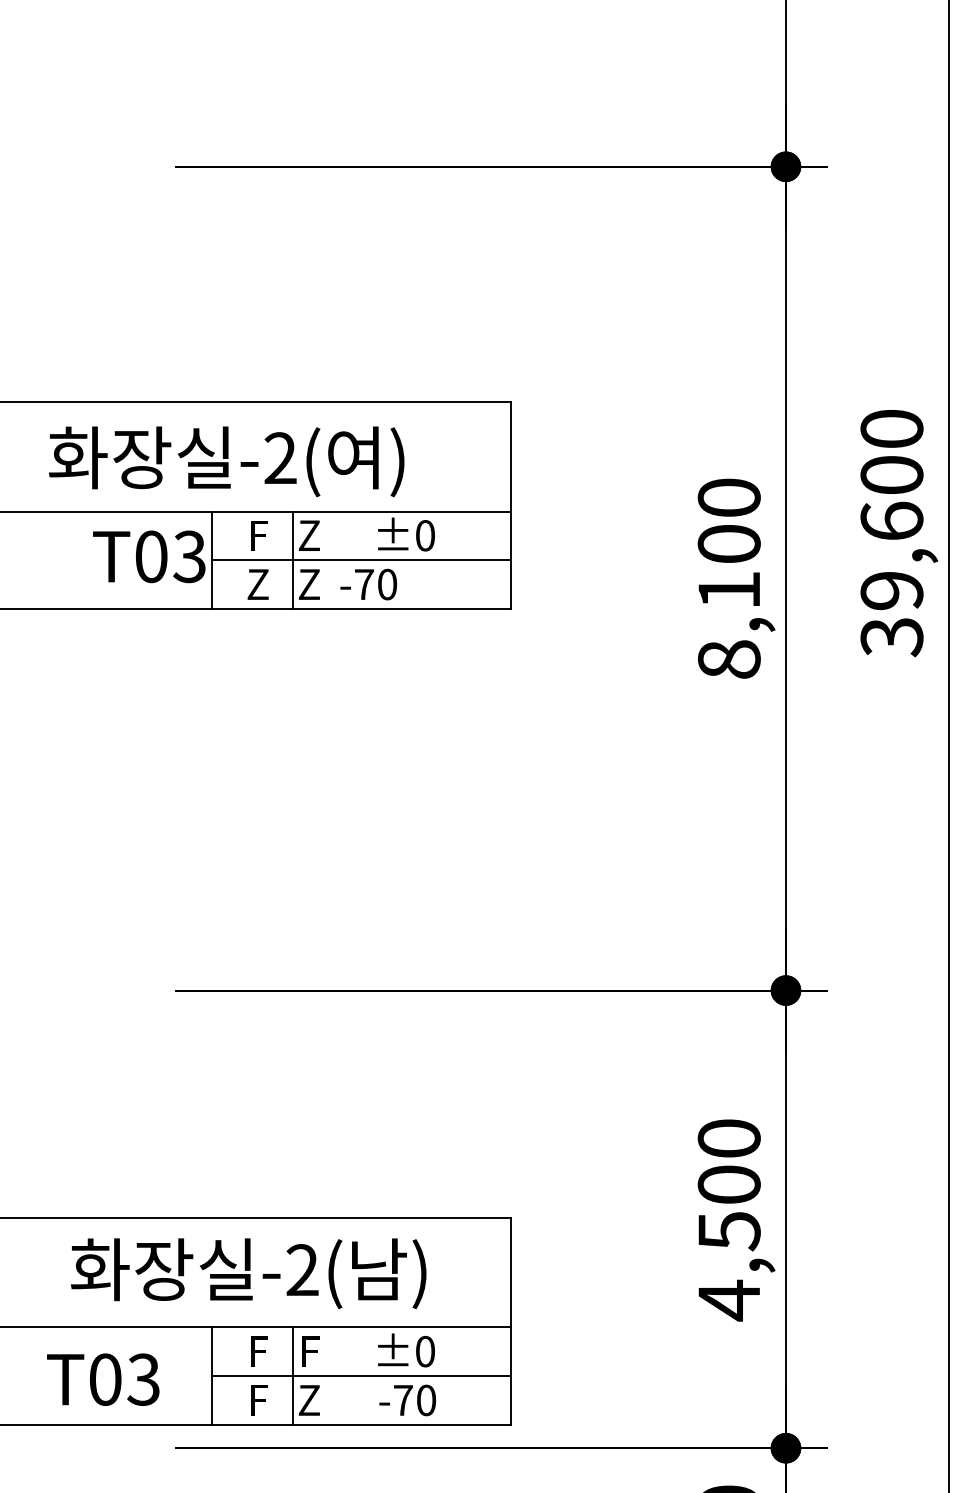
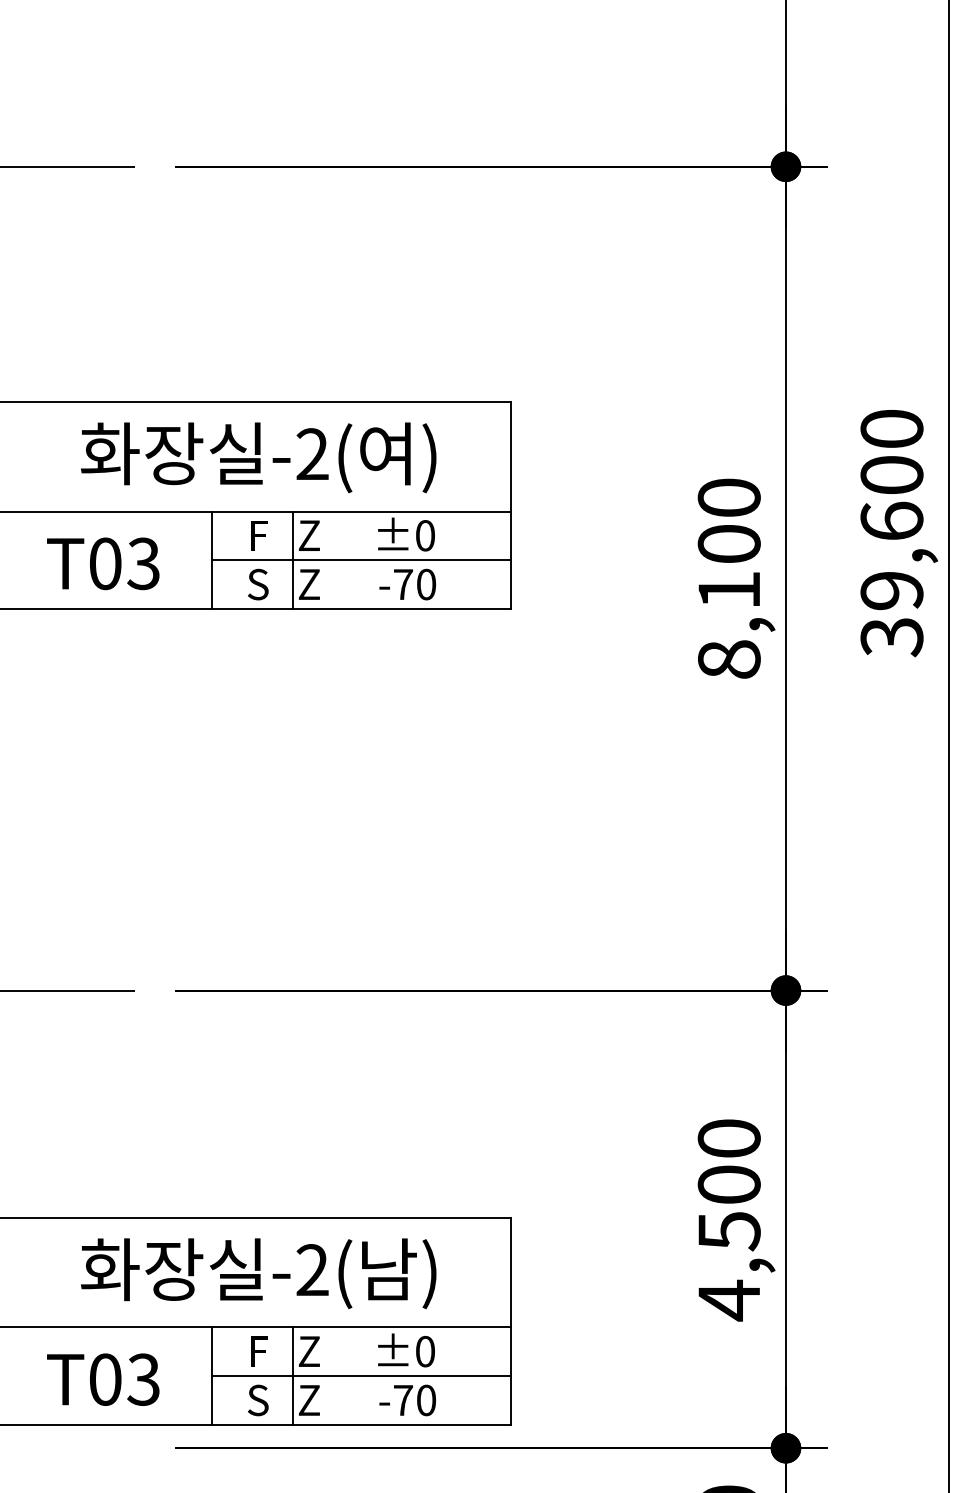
line: none -> present (68, 166)
text position: (226, 461) -> (258, 457) (258, 457)
text position: (149, 556) -> (103, 563) (103, 563)
text: Z -> S (257, 584)
text position: (368, 584) -> (407, 584) (407, 584)
line: none -> present (68, 990)
text position: (248, 1273) -> (258, 1273) (258, 1273)
text: F -> Z (308, 1351)
text: F -> S (258, 1400)
